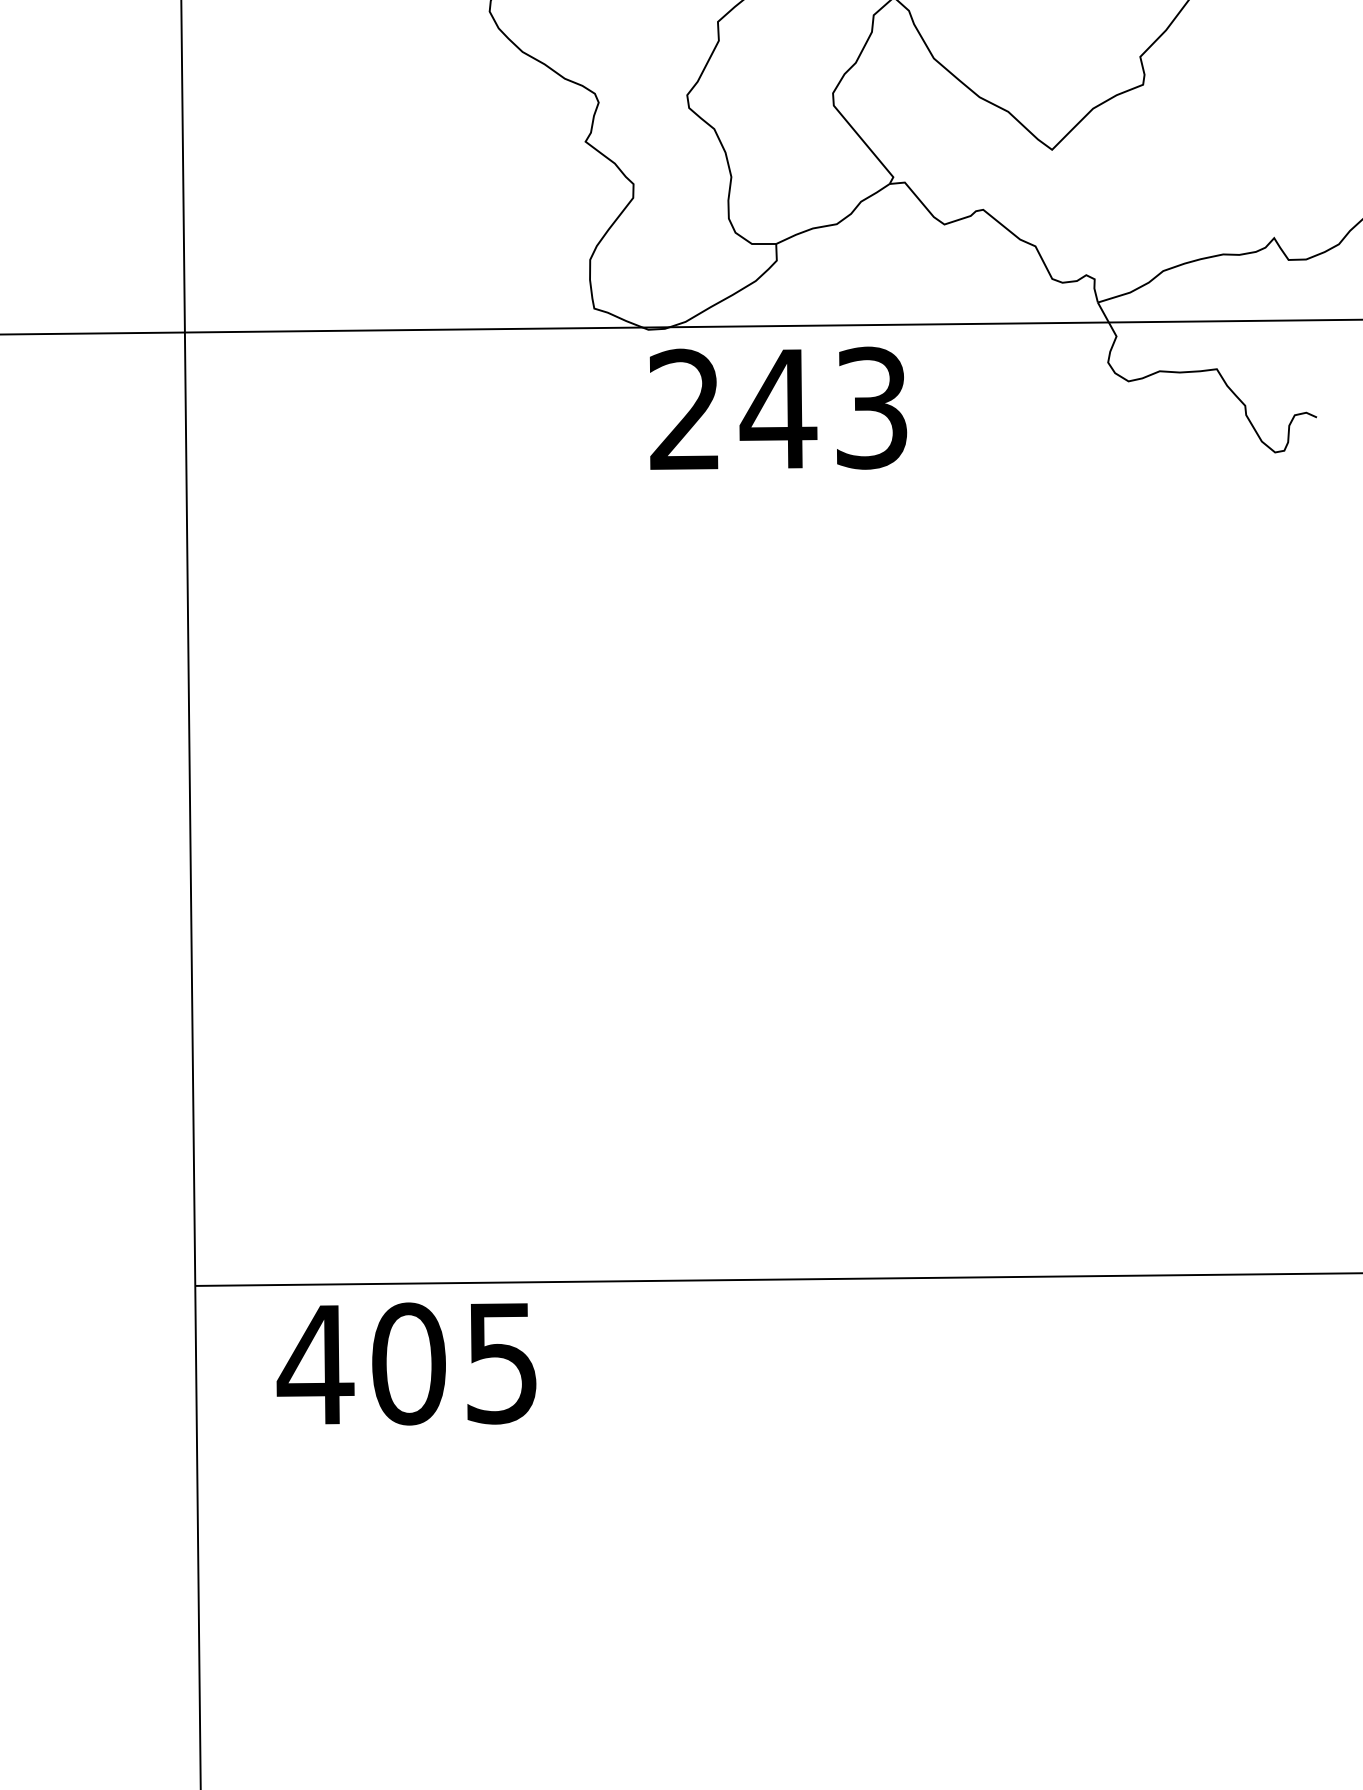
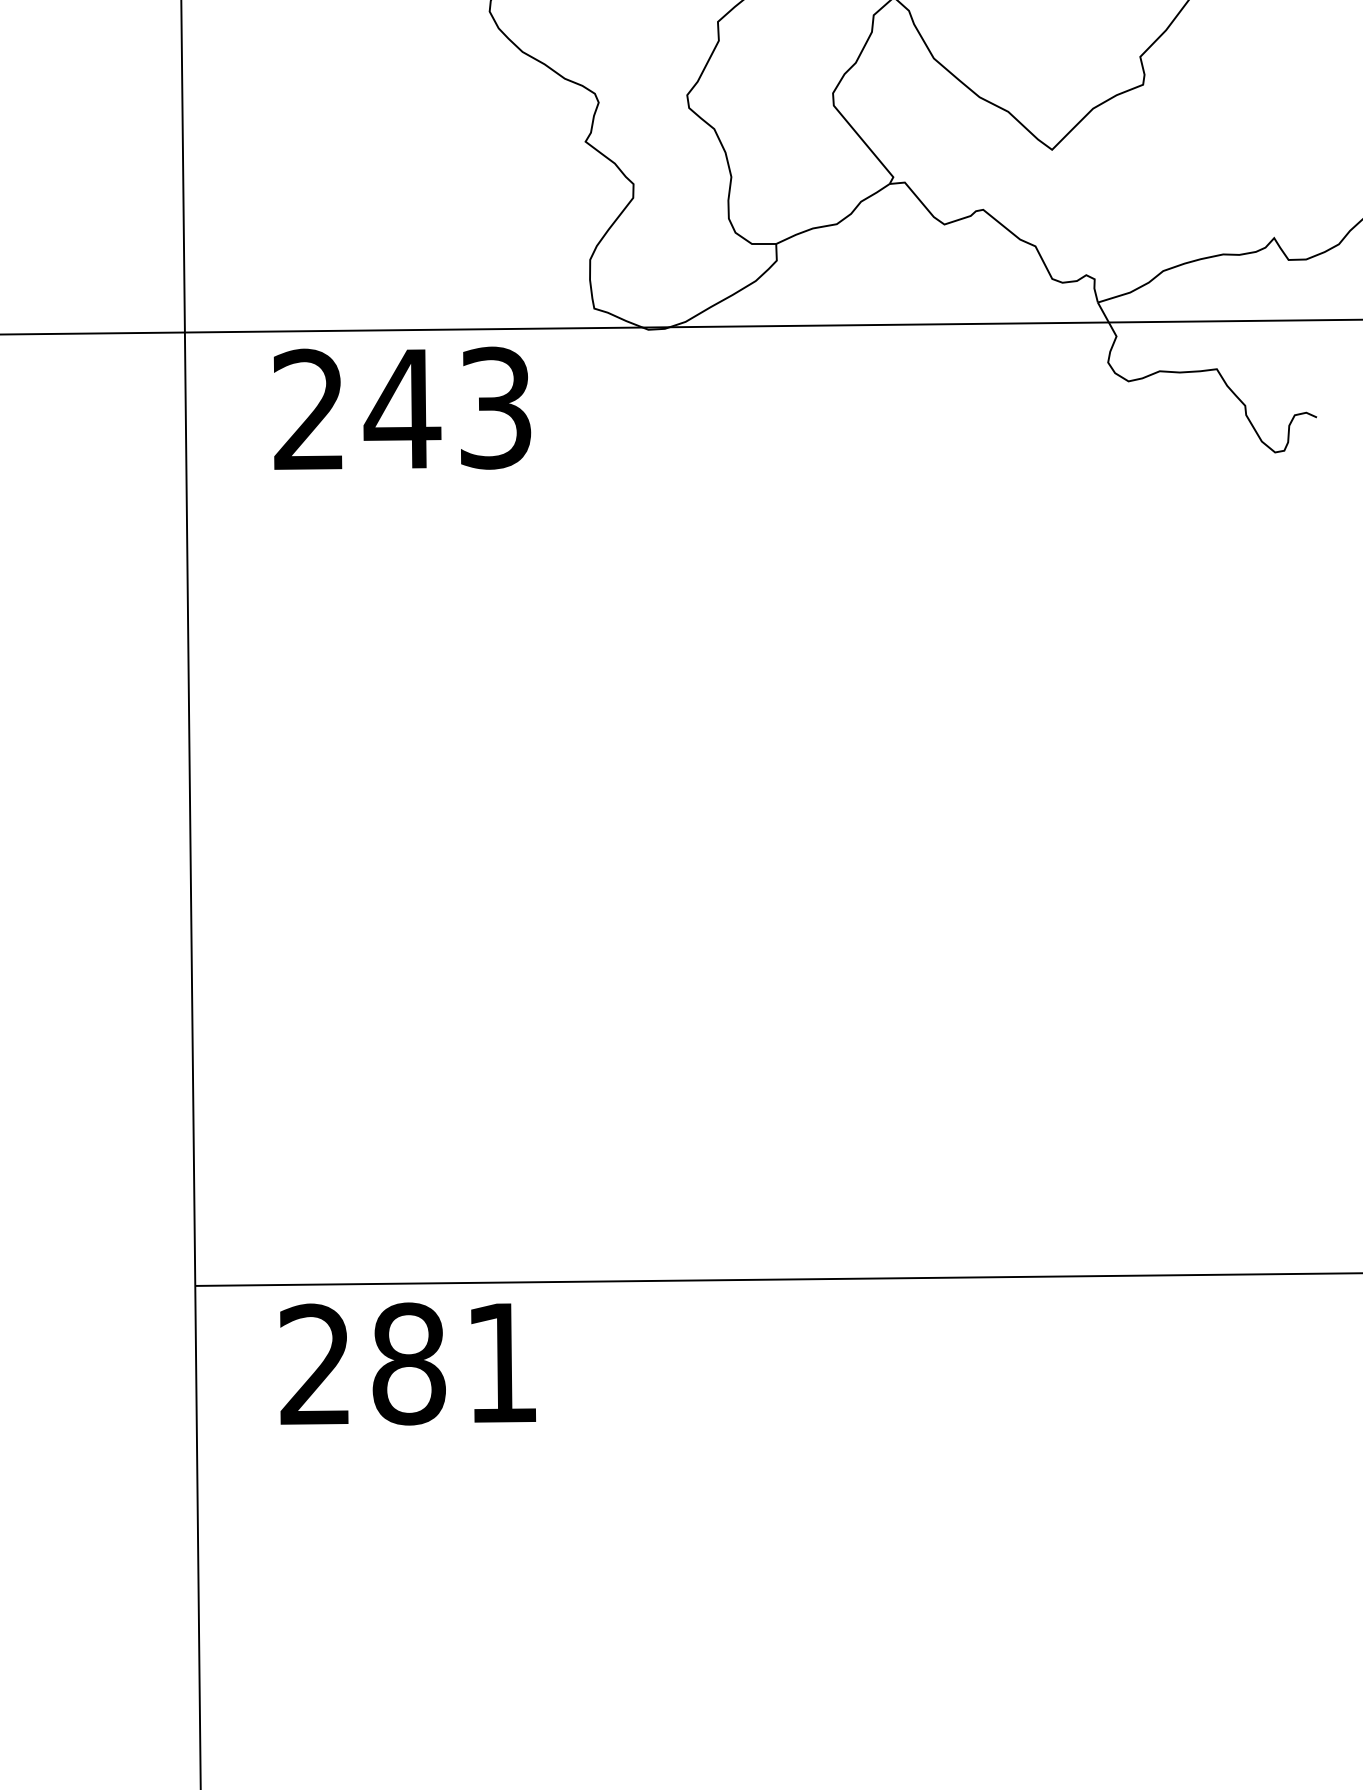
text position: (778, 407) -> (402, 407) (402, 407)
text: 405 -> 281 (406, 1363)
